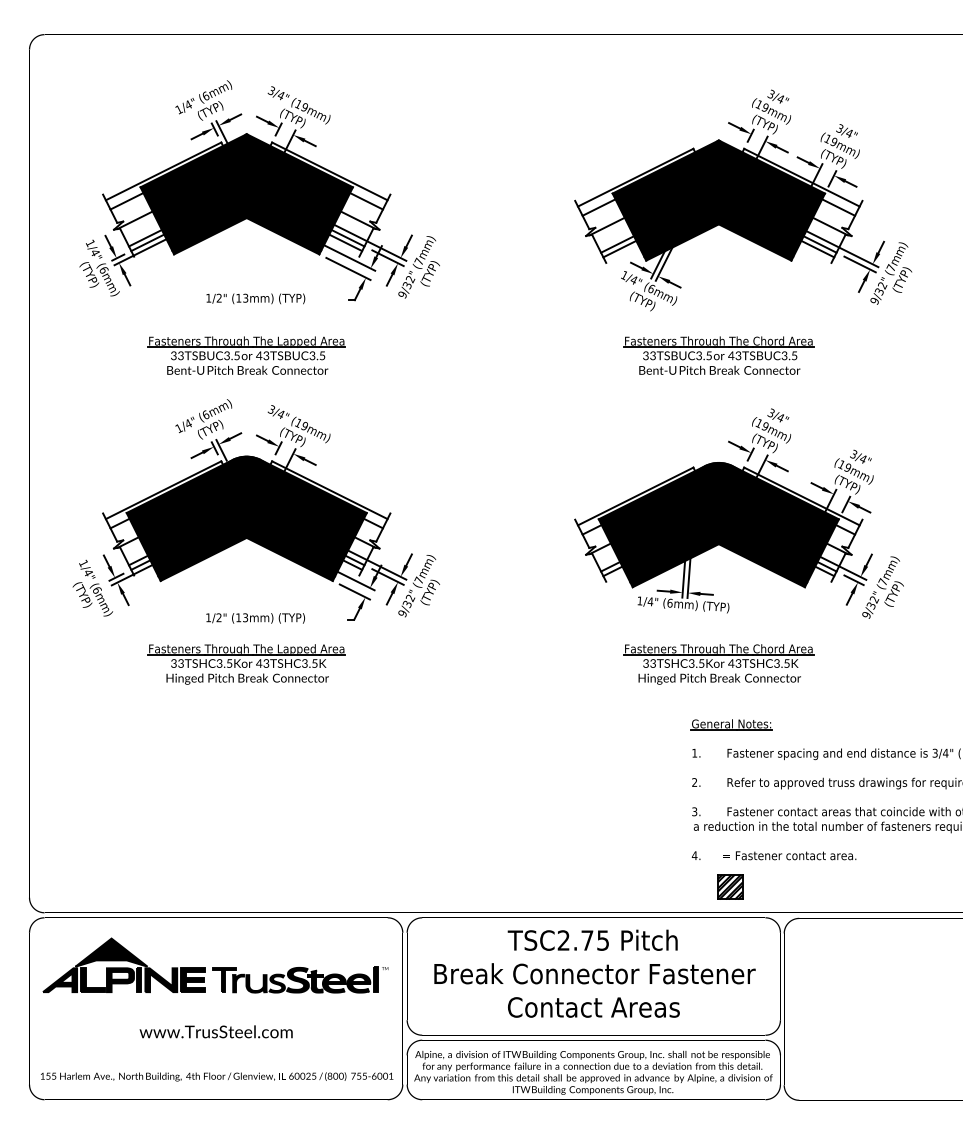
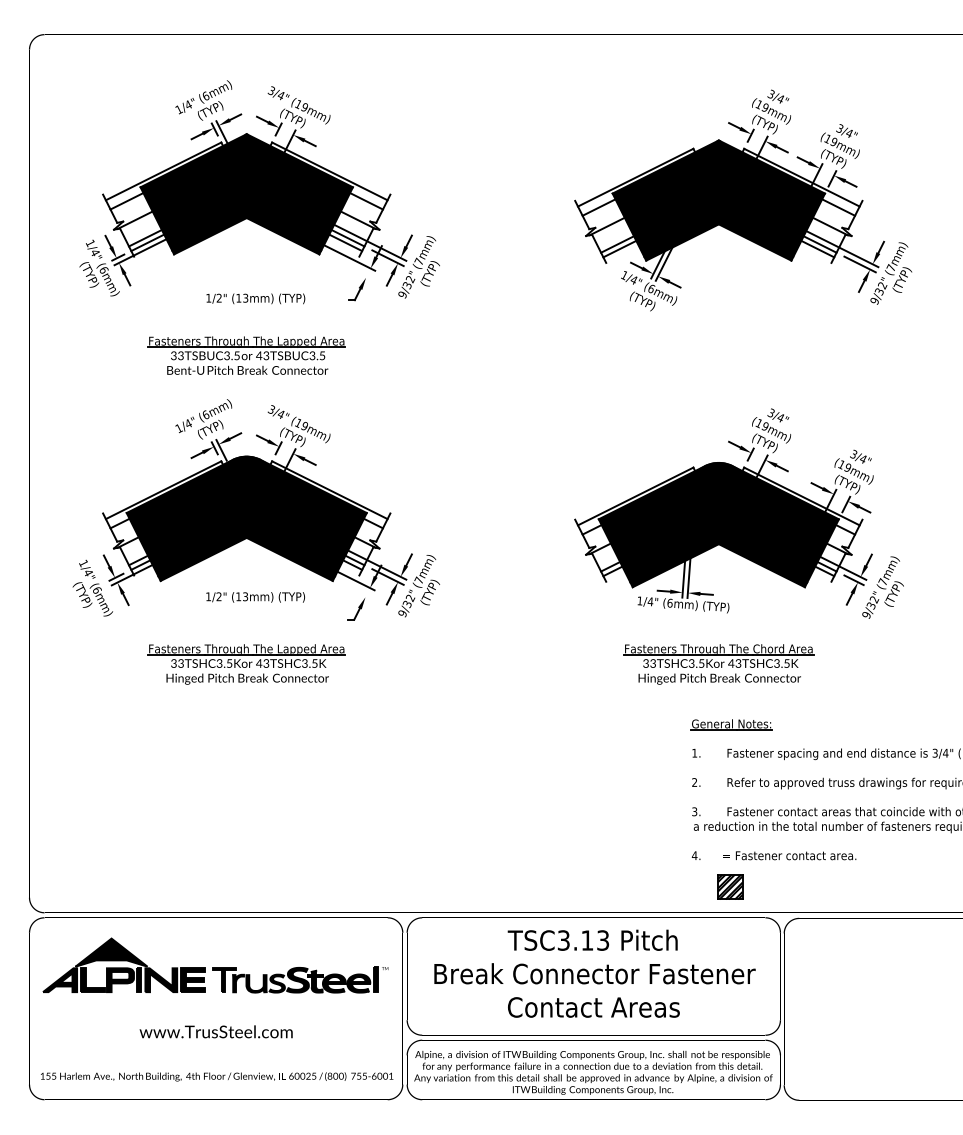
line: present -> none (348, 268)
part: present -> none (718, 355)
line: present -> none (354, 591)
text position: (255, 618) -> (255, 597) (255, 597)
text: TSC2.75 -> TSC3.13 (583, 940)
